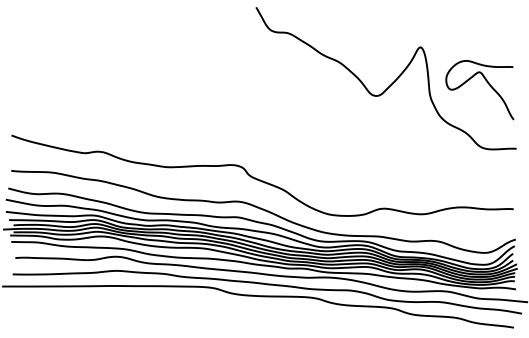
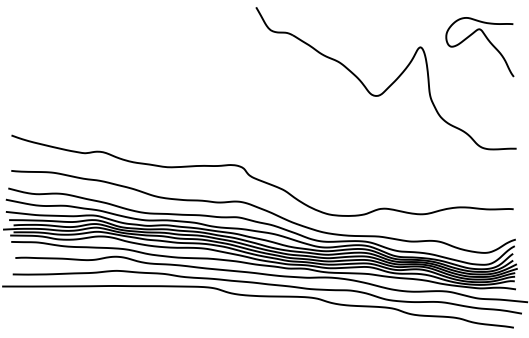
curve position: (486, 82) -> (486, 39) (486, 39)
